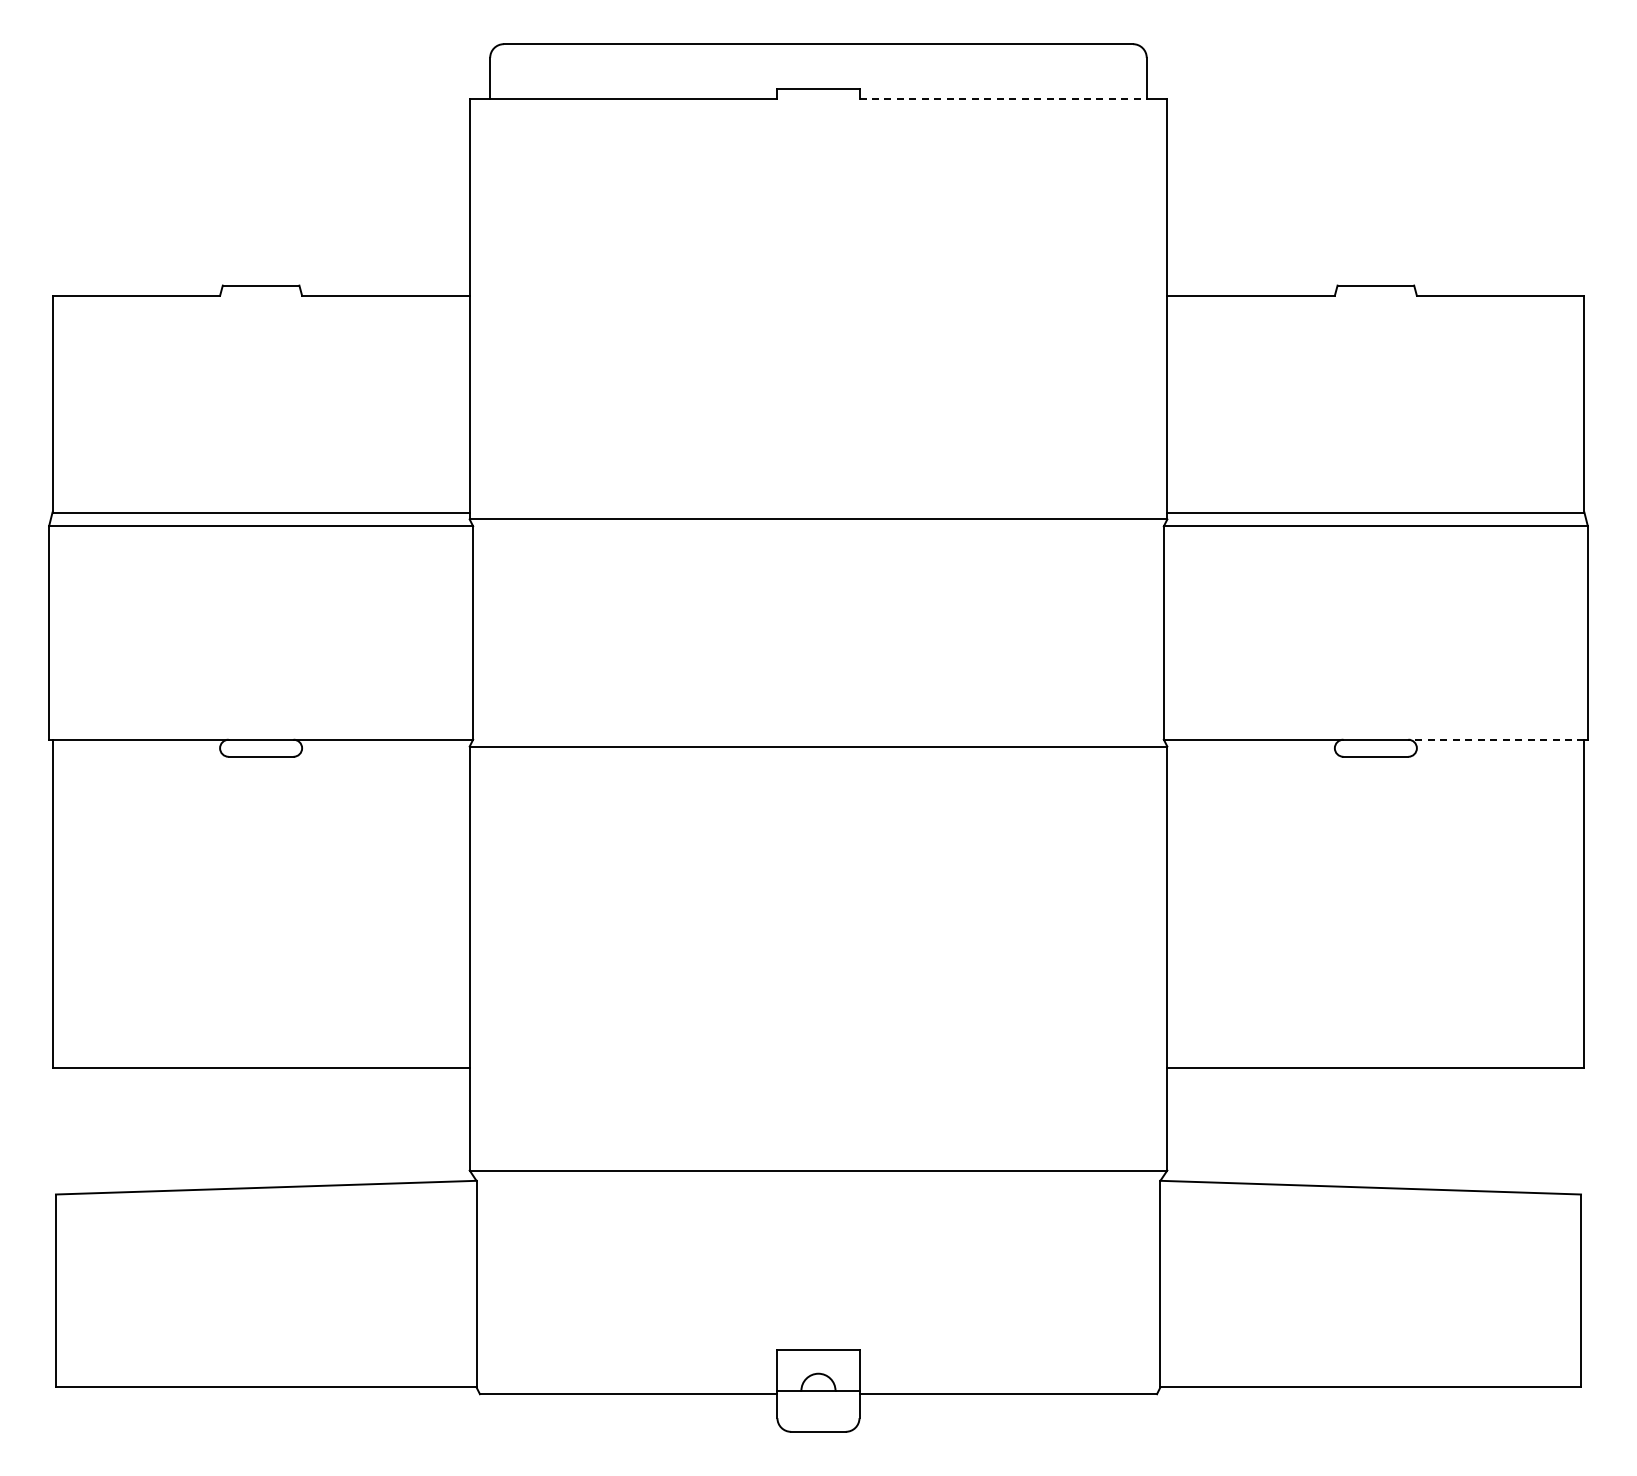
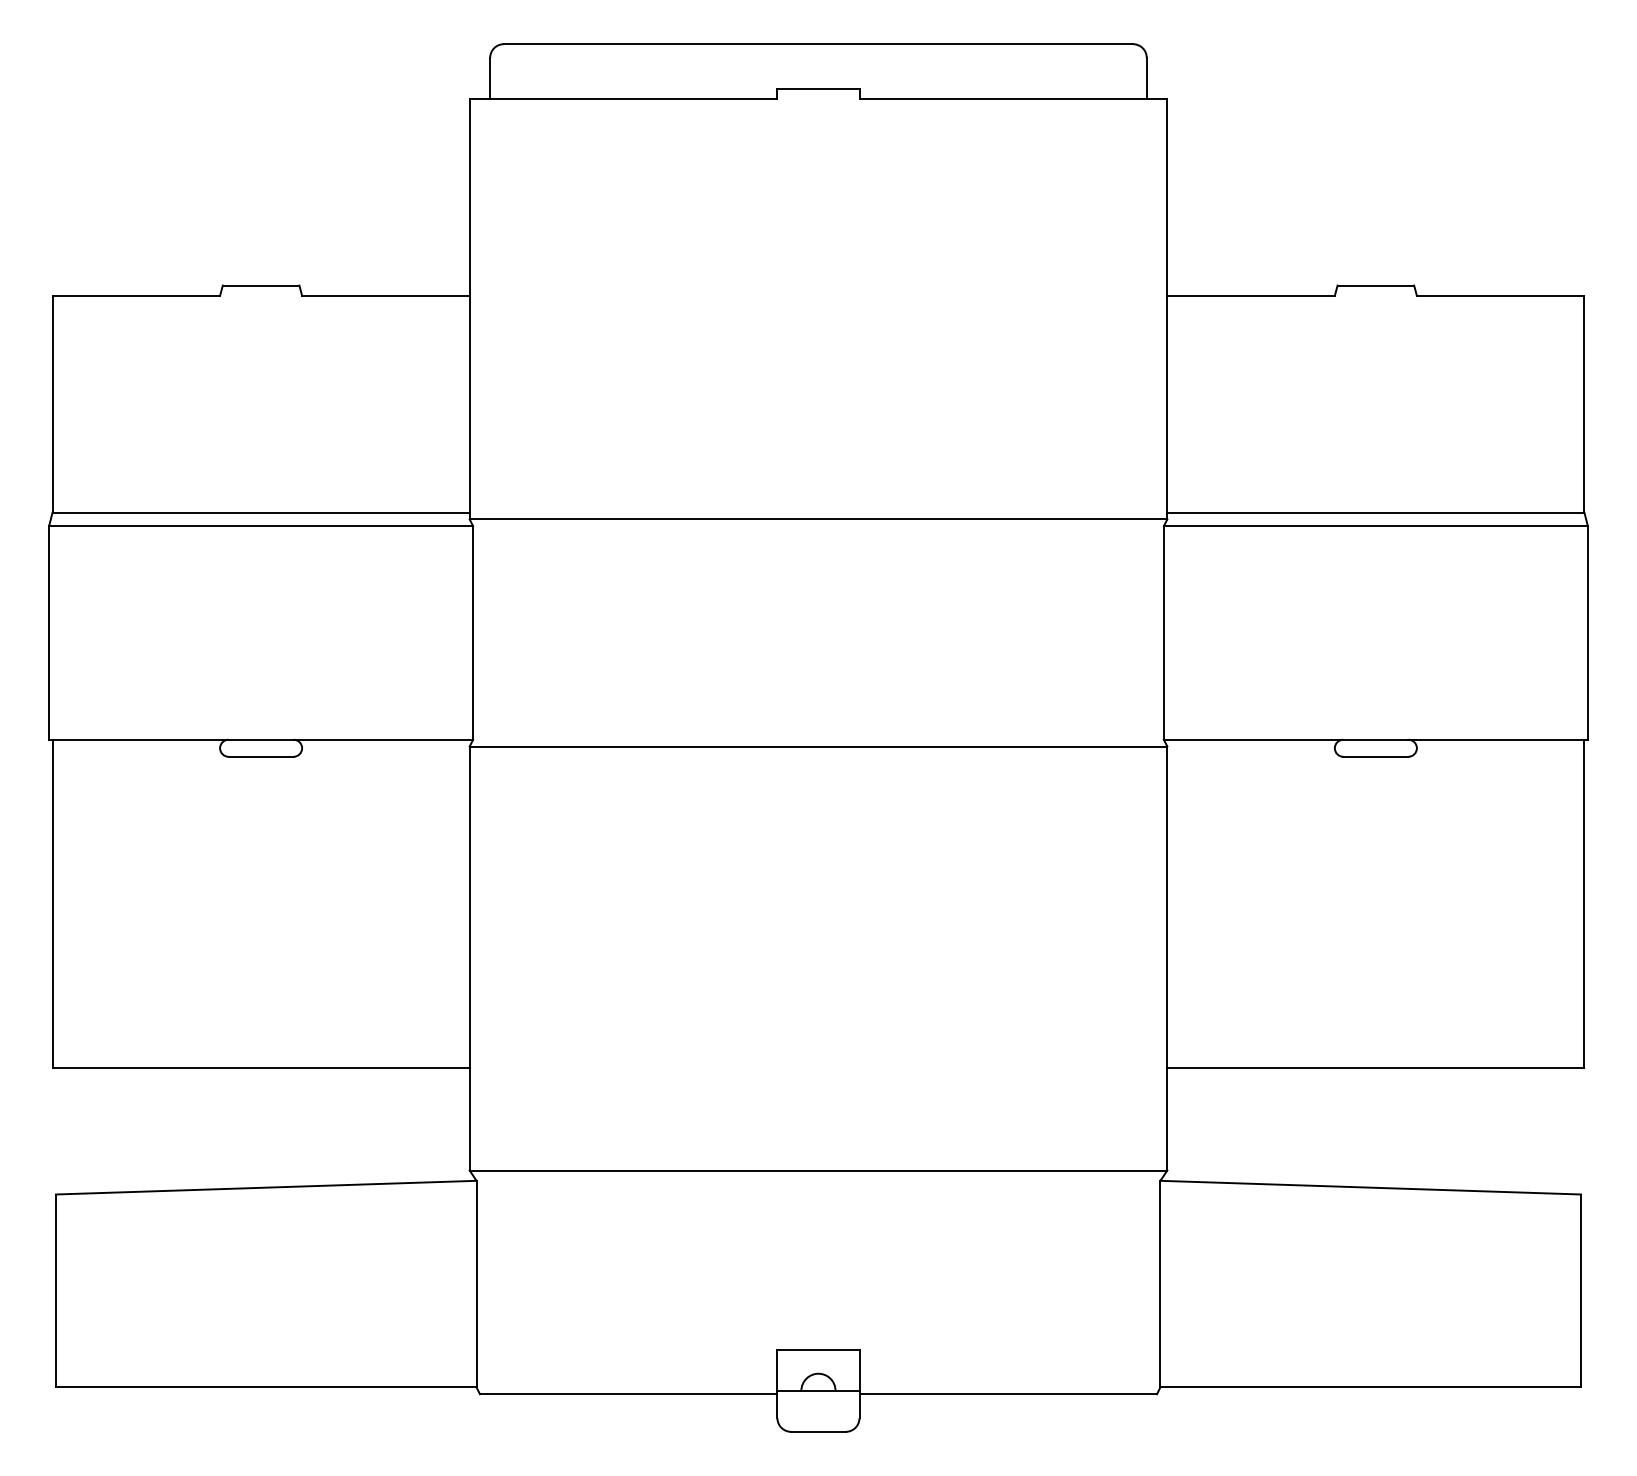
line: dashed -> solid (1003, 98)
line: dashed -> solid (1495, 739)
